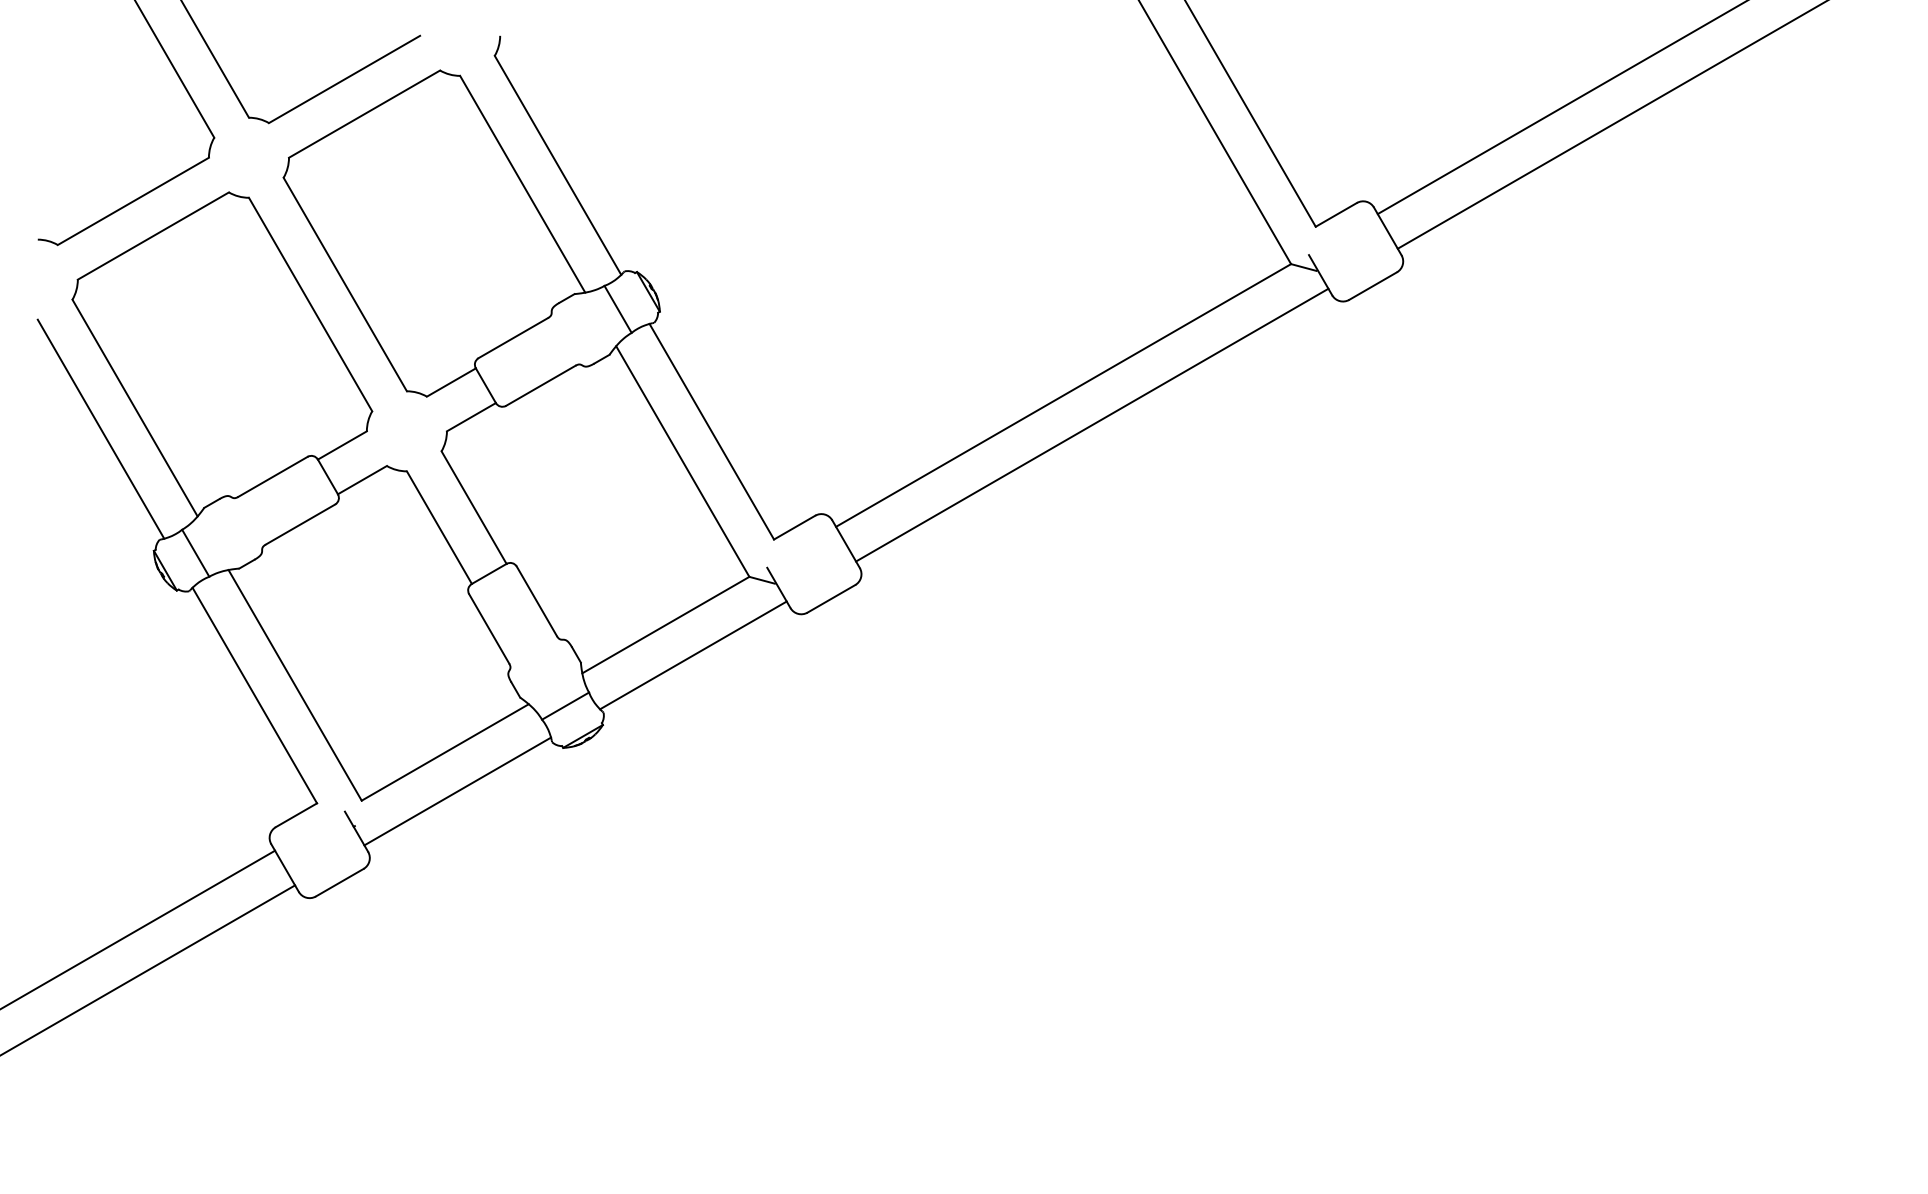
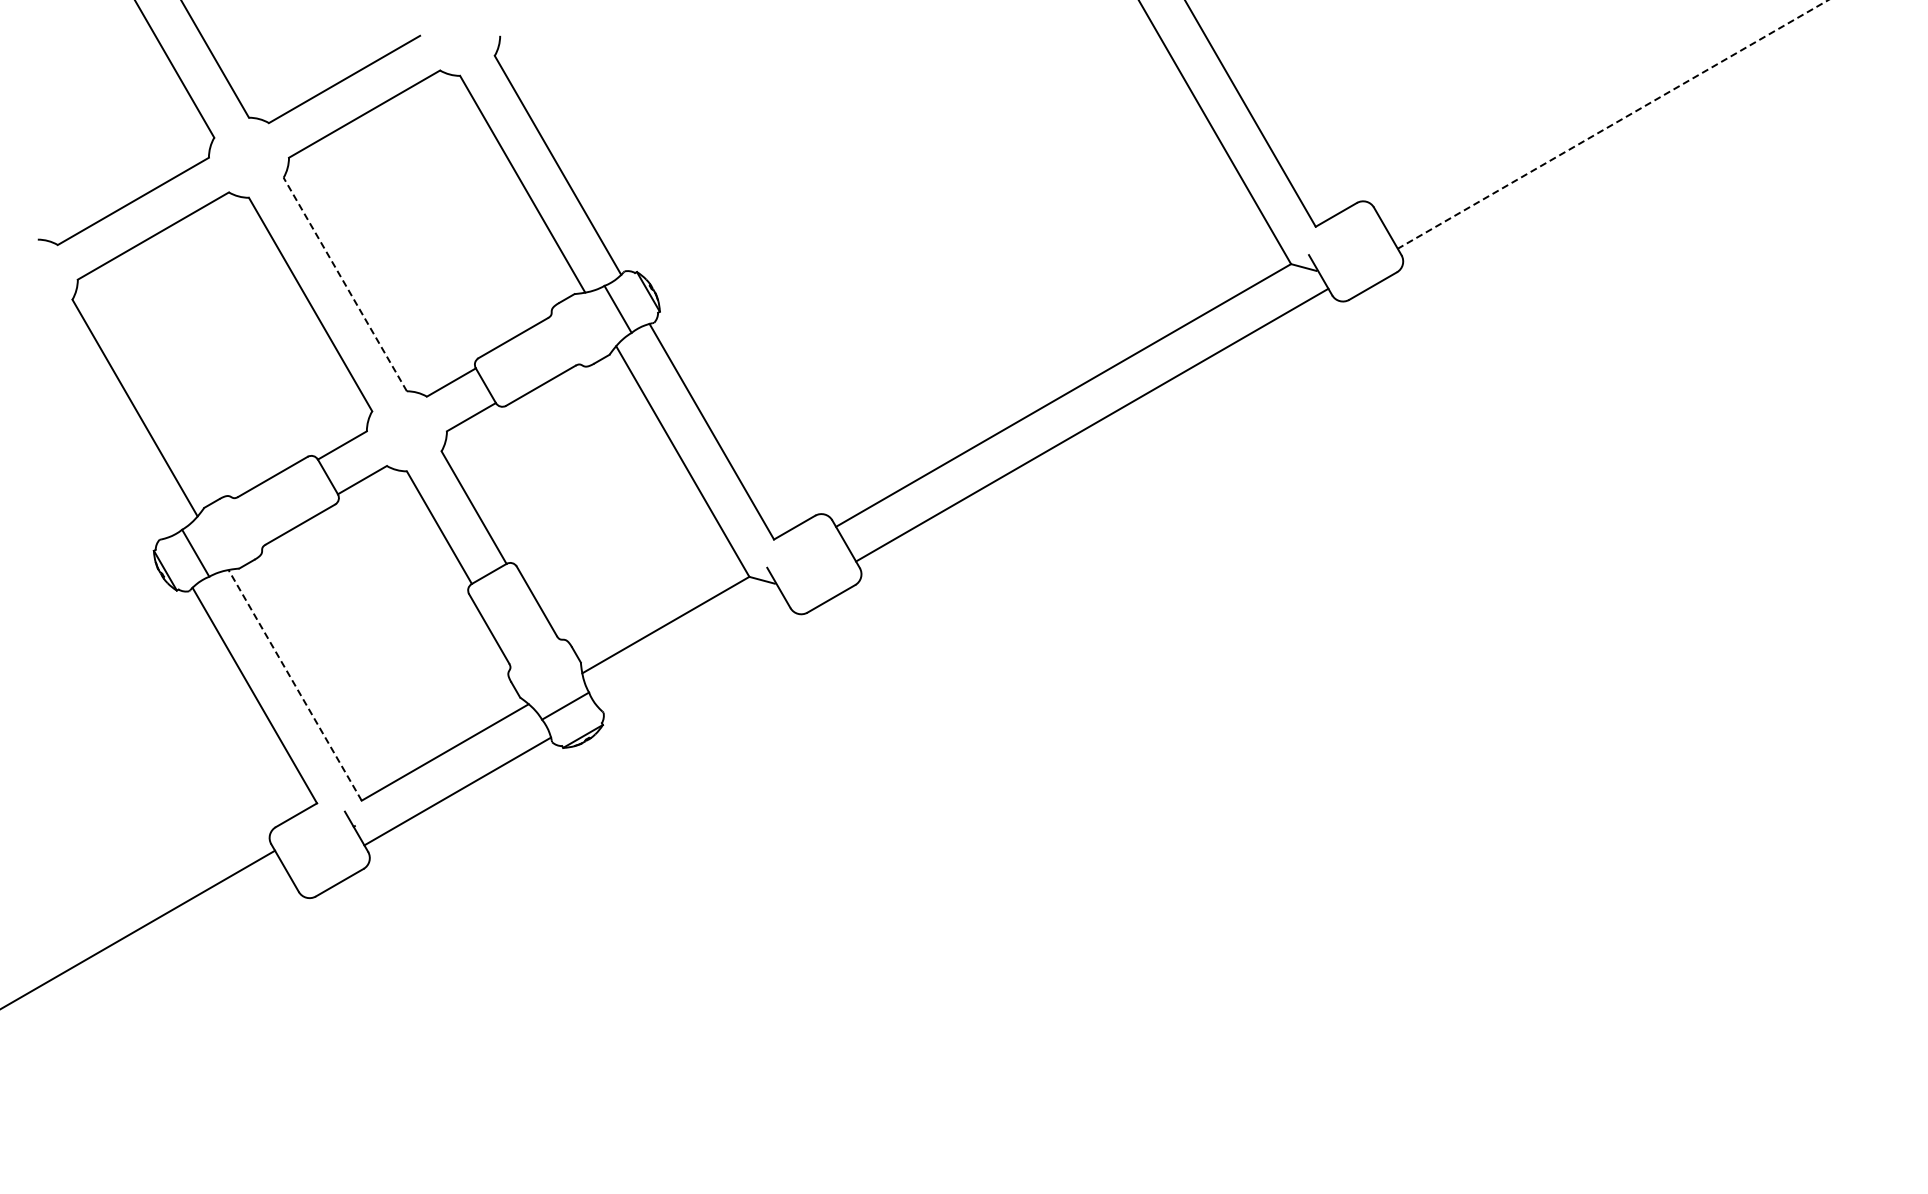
line: present -> none (1560, 108)
line: solid -> dashed (1613, 124)
line: solid -> dashed (345, 284)
line: present -> none (100, 428)
line: present -> none (693, 655)
line: solid -> dashed (294, 684)
line: present -> none (148, 969)
